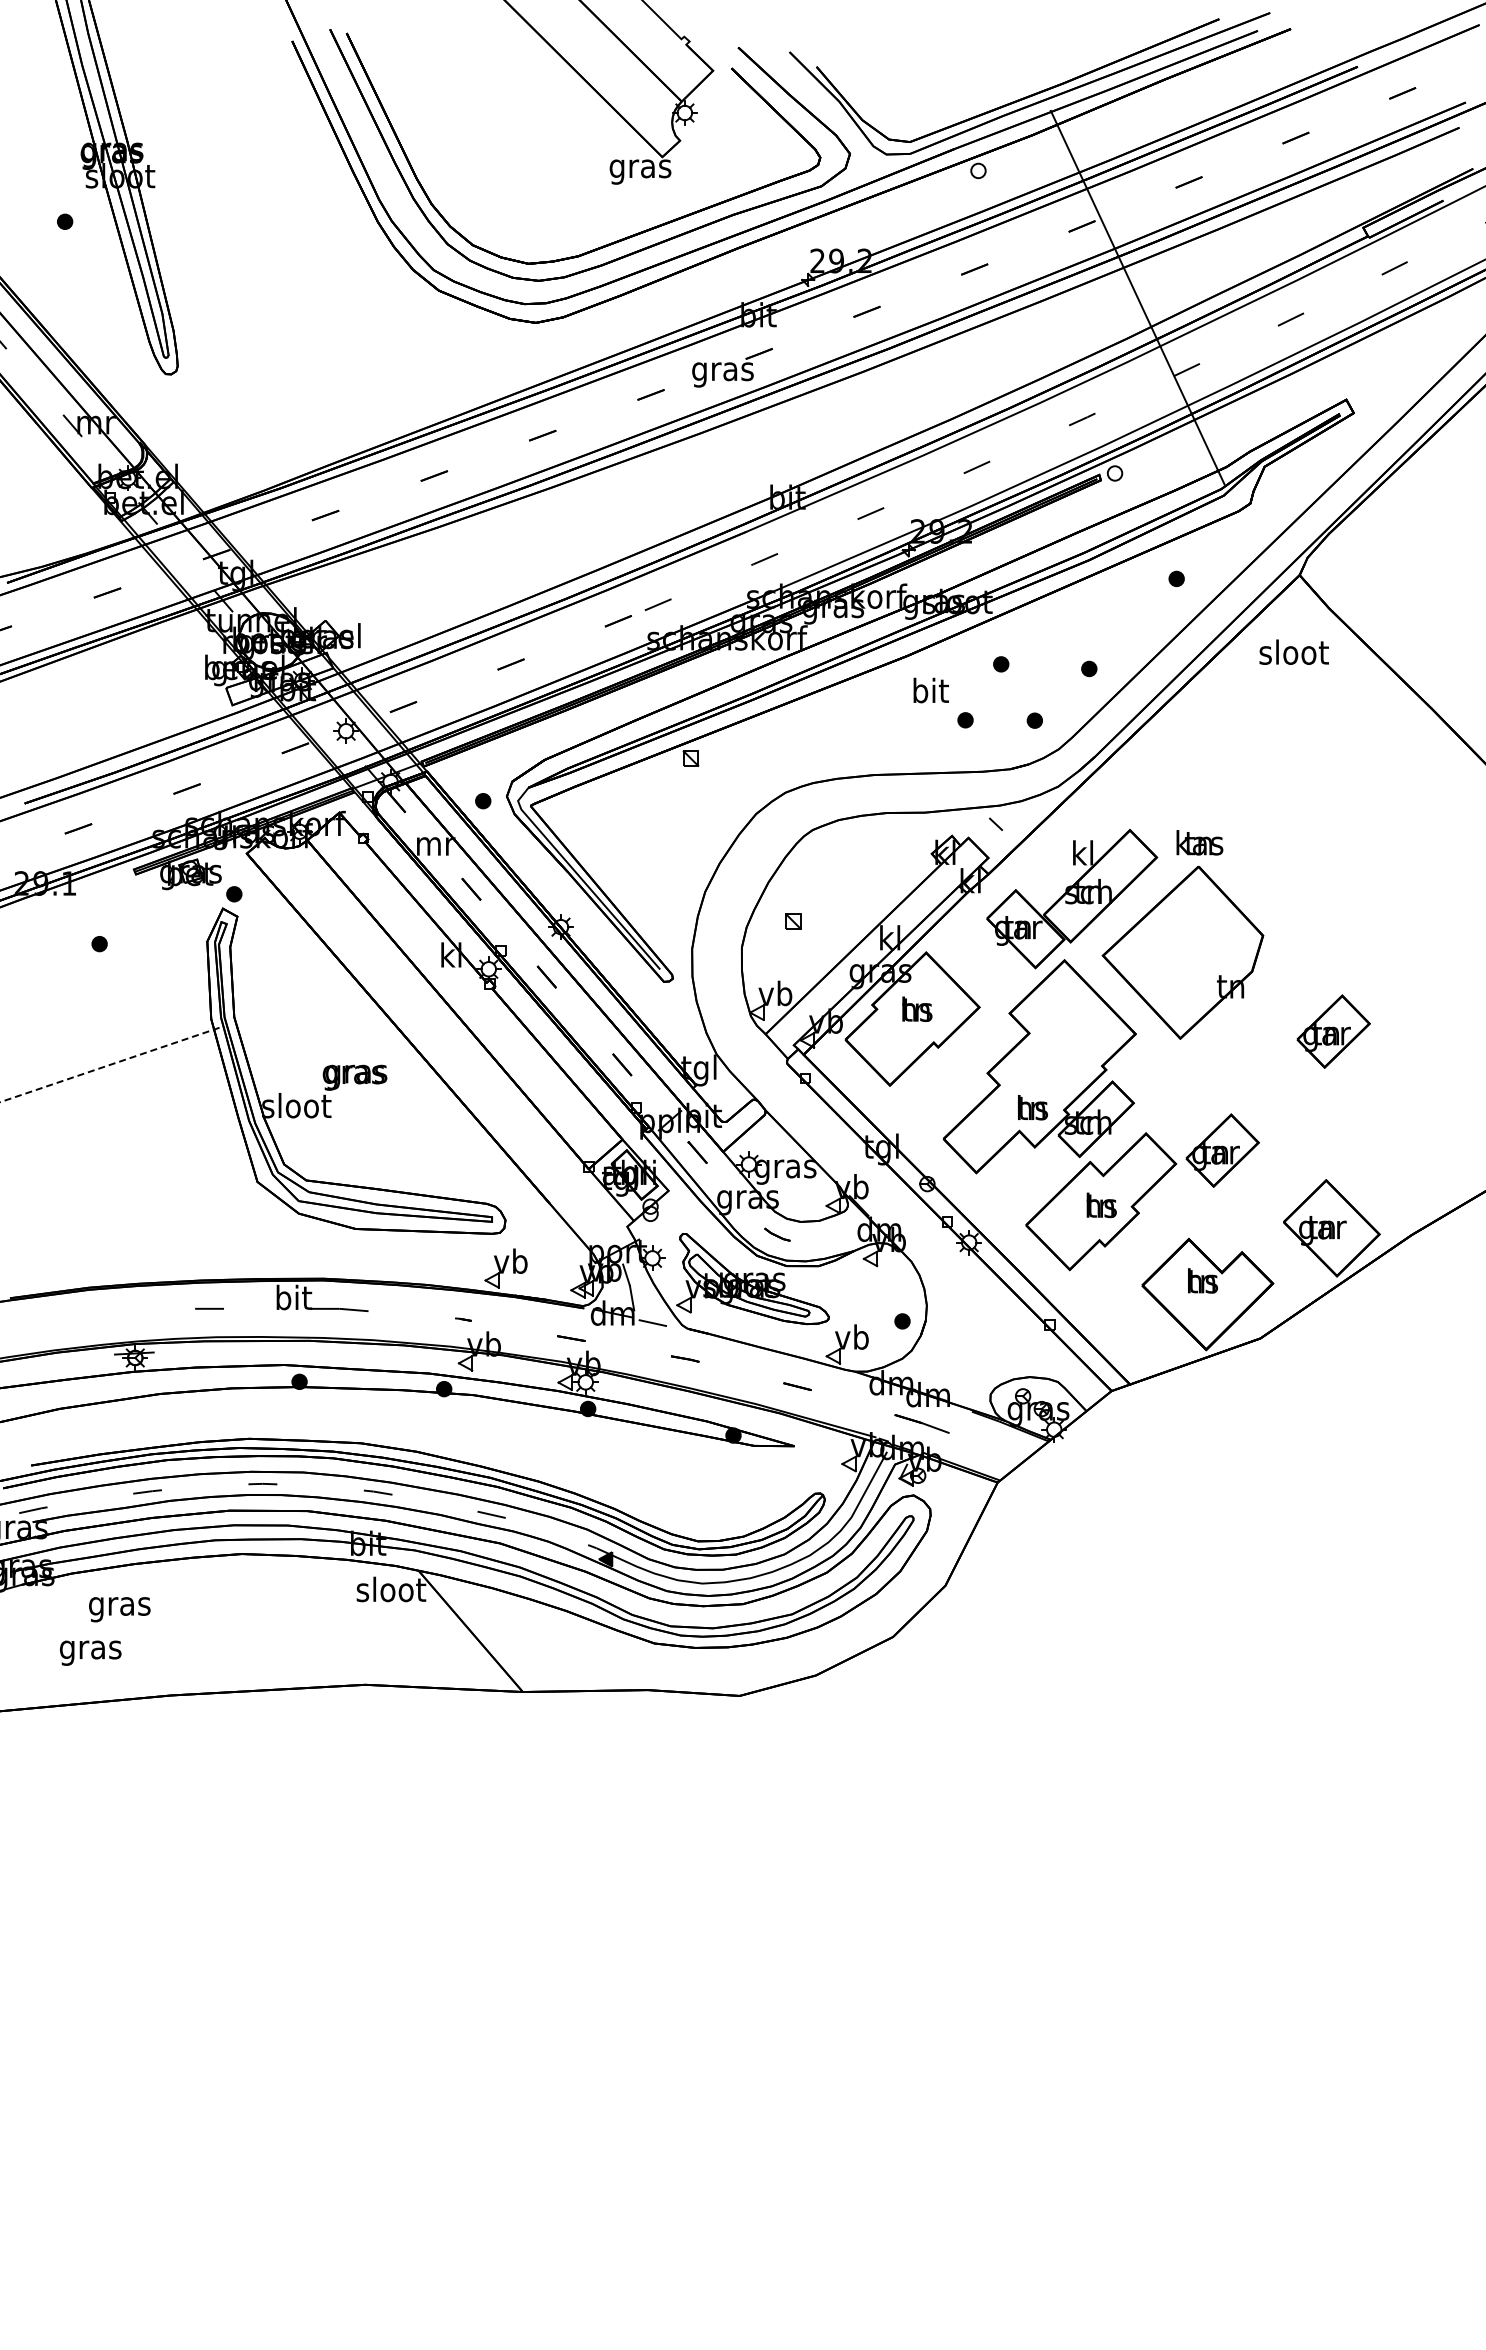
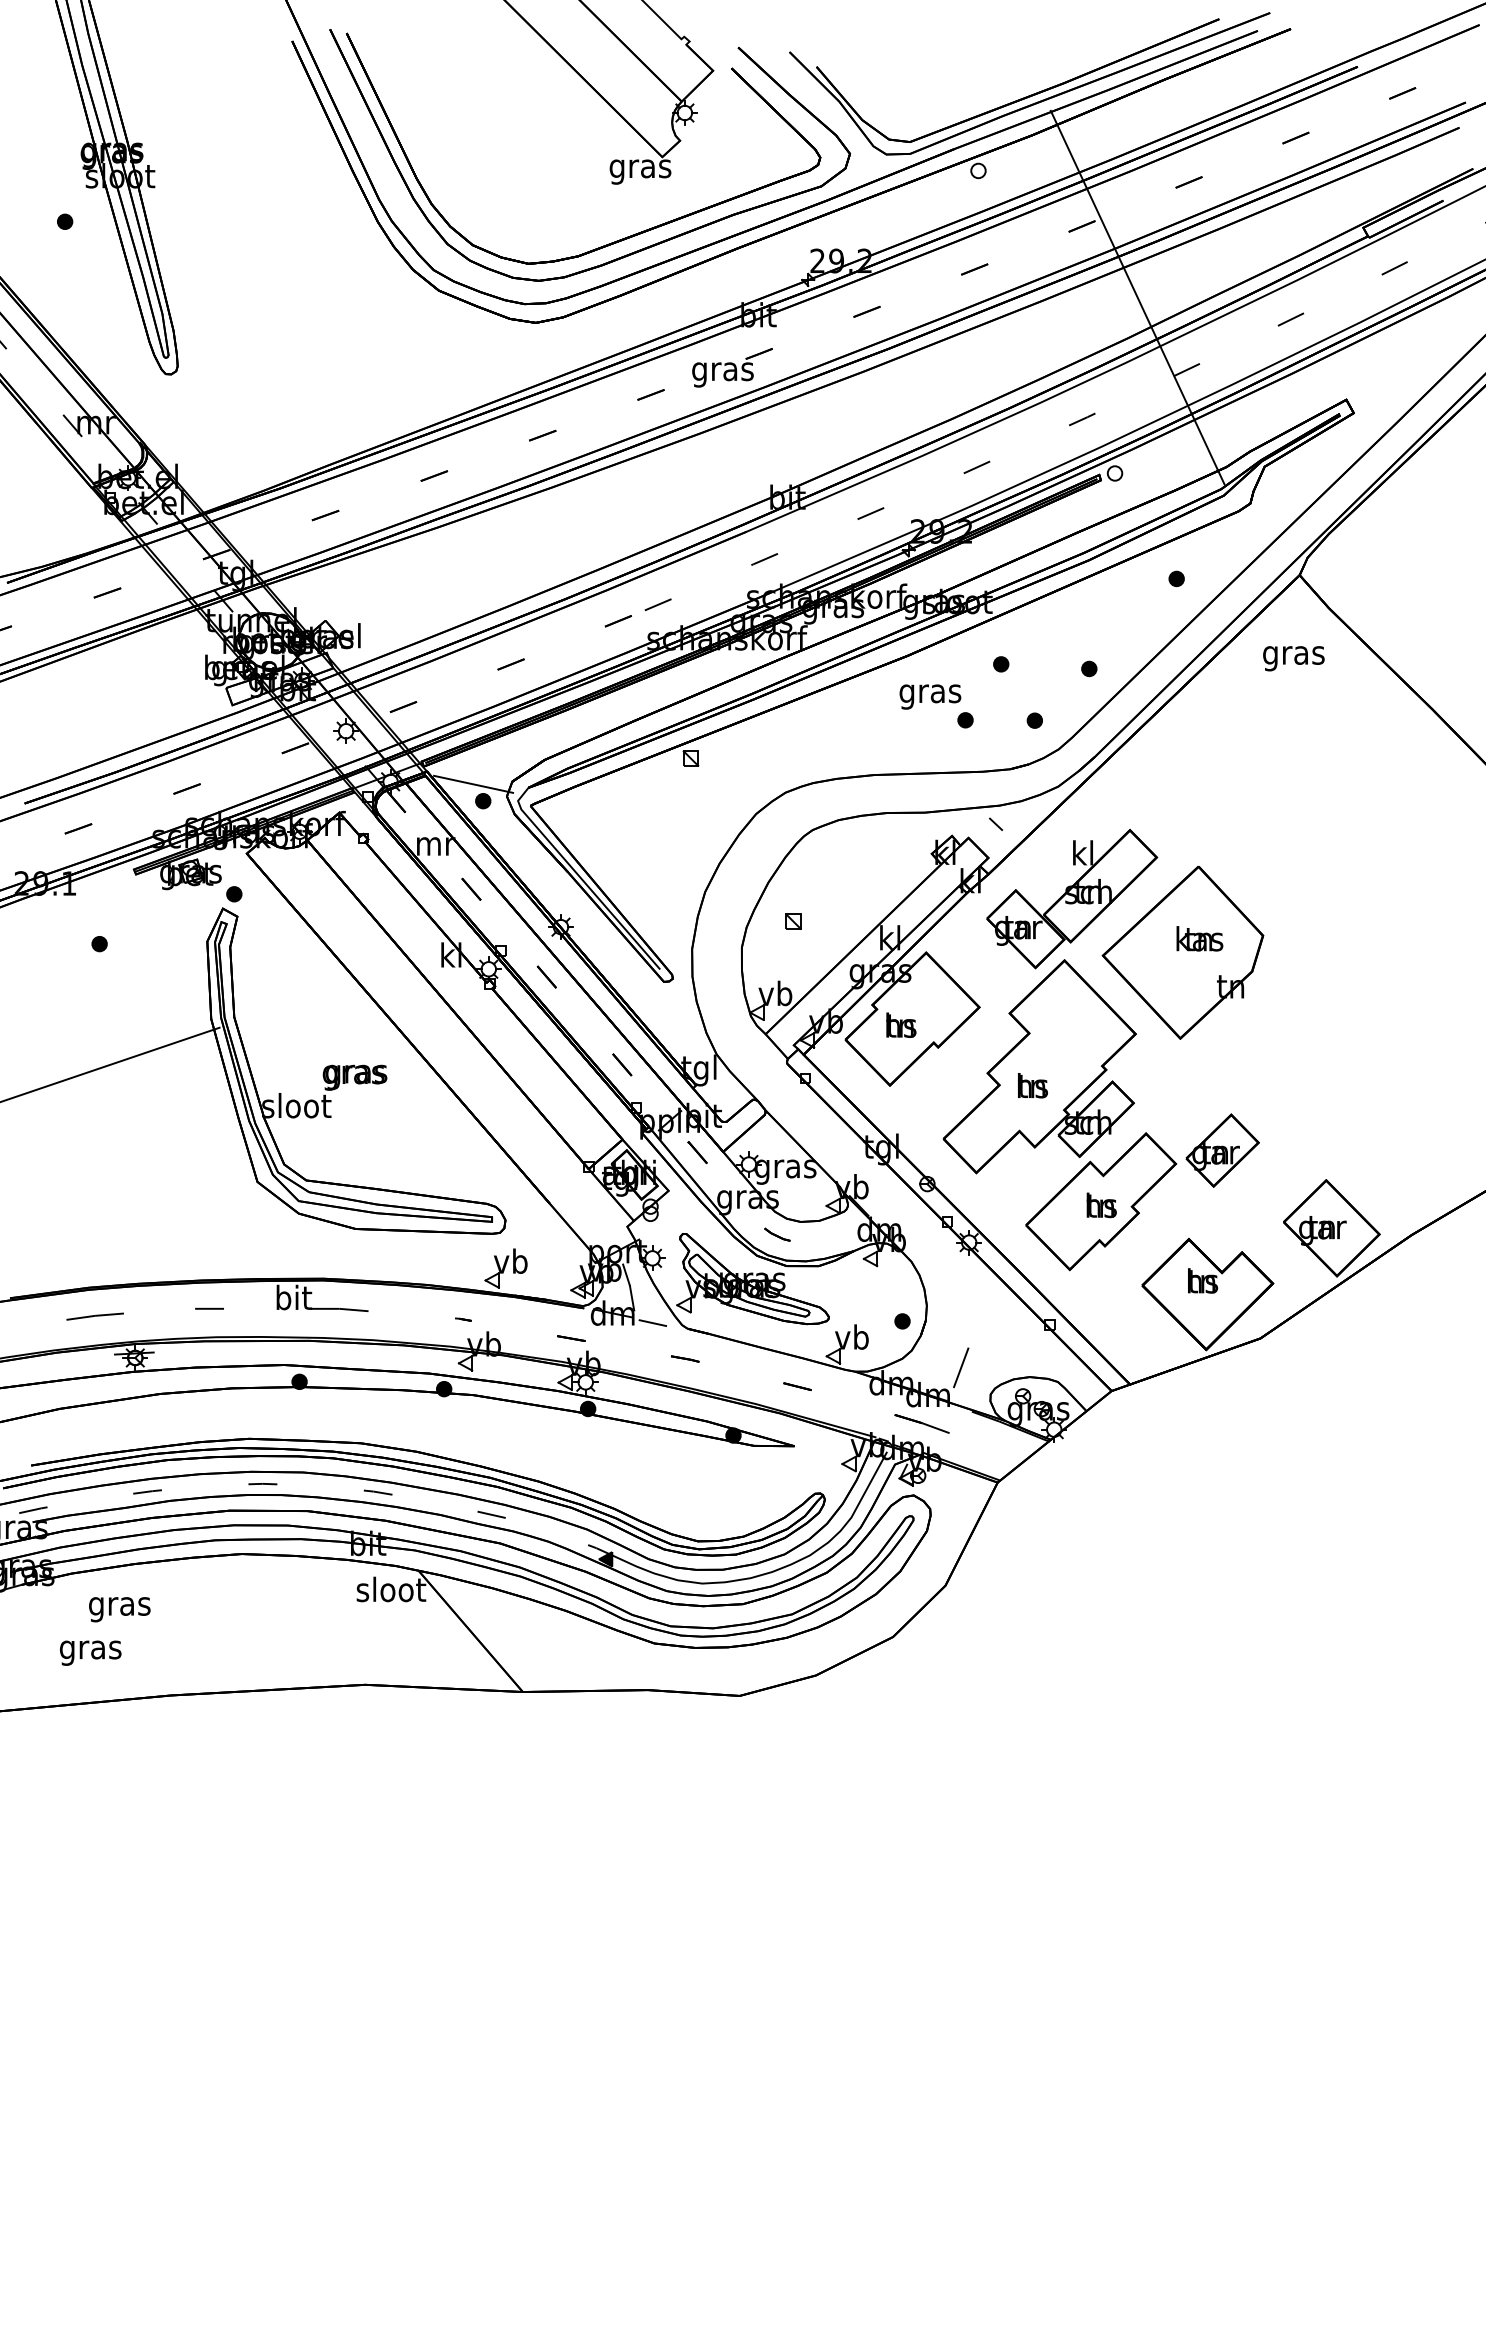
text: sloot -> gras (1293, 655)
text: bit -> gras (930, 693)
line: none -> present (473, 783)
text position: (1199, 842) -> (1199, 938) (1199, 938)
text position: (917, 1008) -> (901, 1024) (901, 1024)
part: present -> none (1333, 1031)
line: dashed -> solid (110, 1064)
text position: (1032, 1107) -> (1032, 1085) (1032, 1085)
line: none -> present (94, 1316)
line: none -> present (961, 1367)
